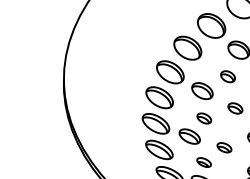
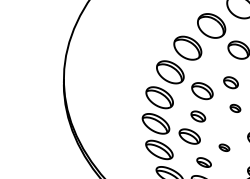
part position: (227, 76) -> (230, 82) (230, 82)
part size: 17x13 px -> 13x10 px (235, 107)
part position: (204, 118) -> (198, 116) (198, 116)
part size: 17x12 px -> 13x9 px (224, 147)
